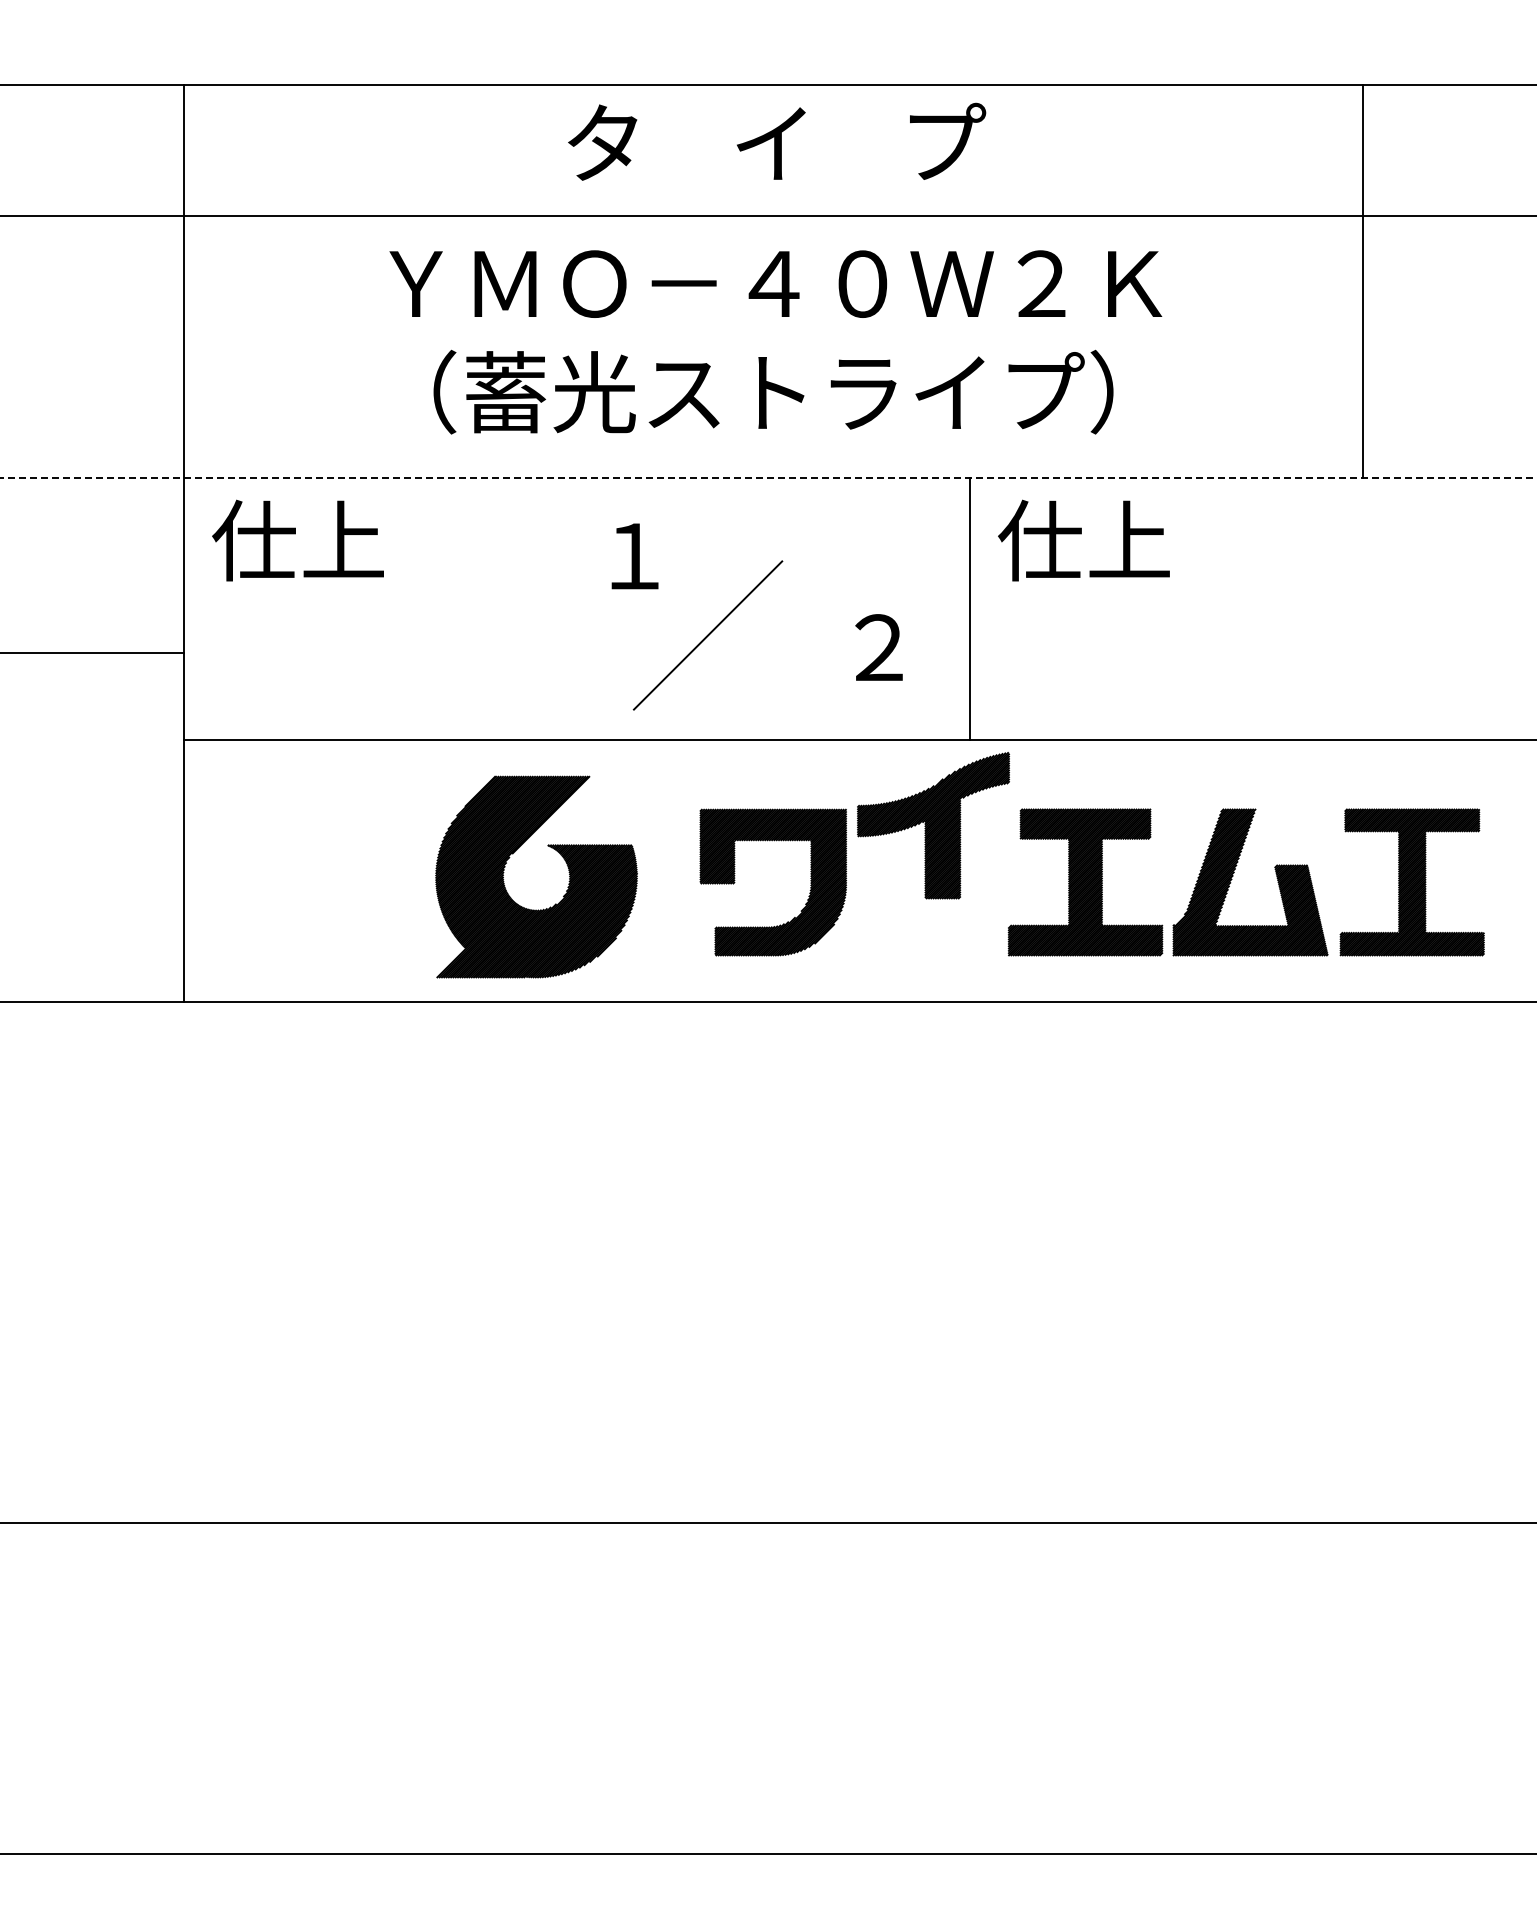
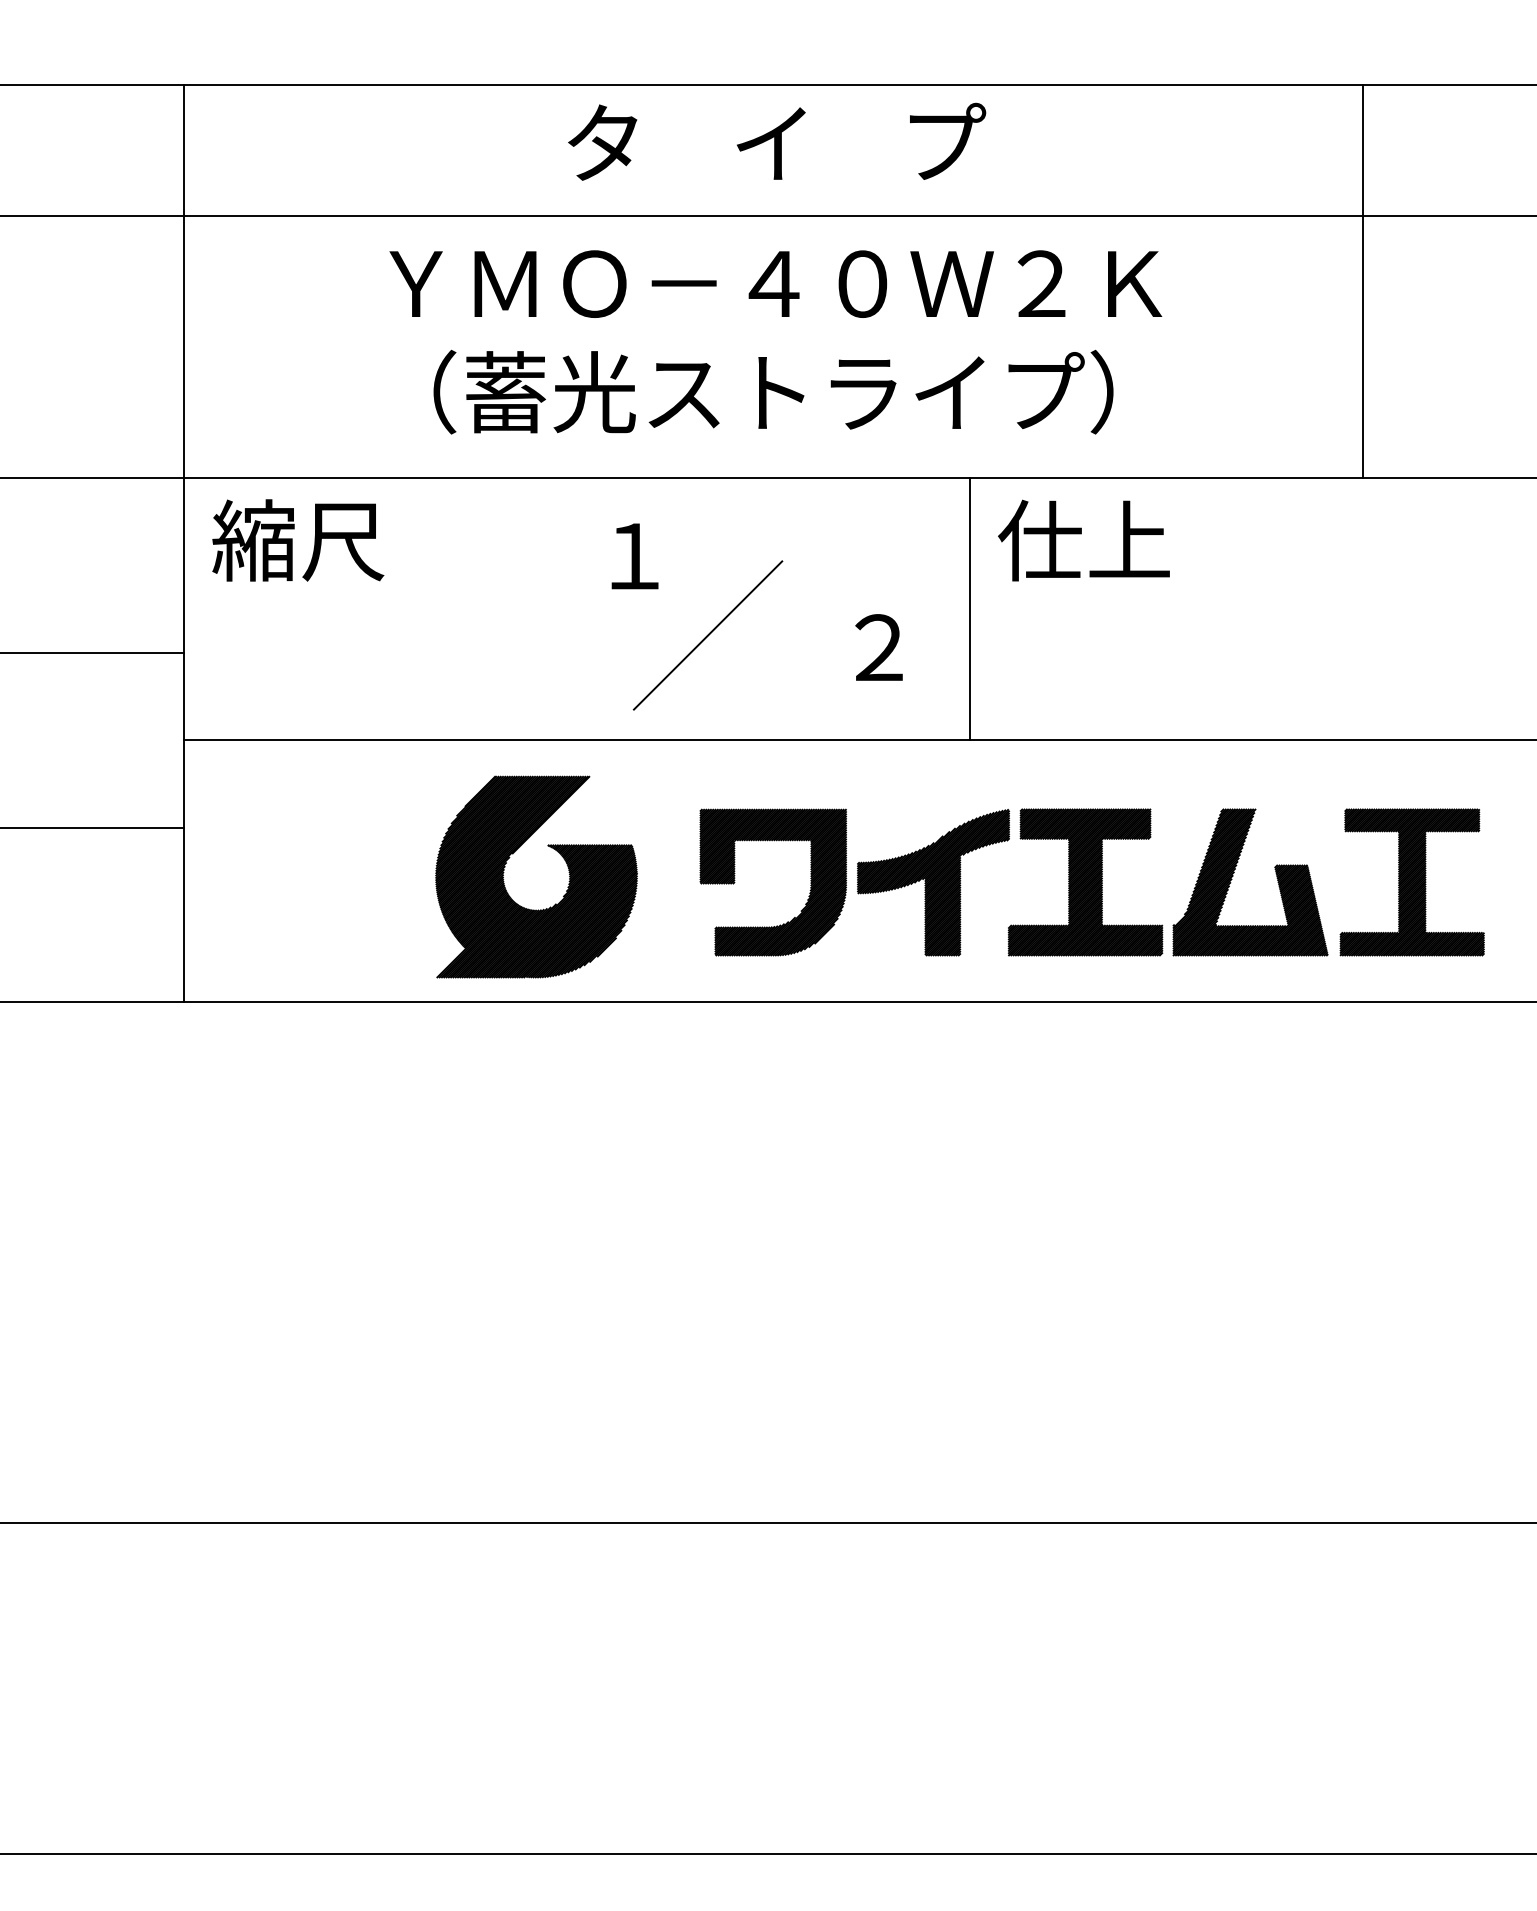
line: dashed -> solid (768, 478)
text: 仕上 -> 縮尺 (298, 540)
part position: (933, 825) -> (933, 882) (933, 882)
line: none -> present (93, 827)
